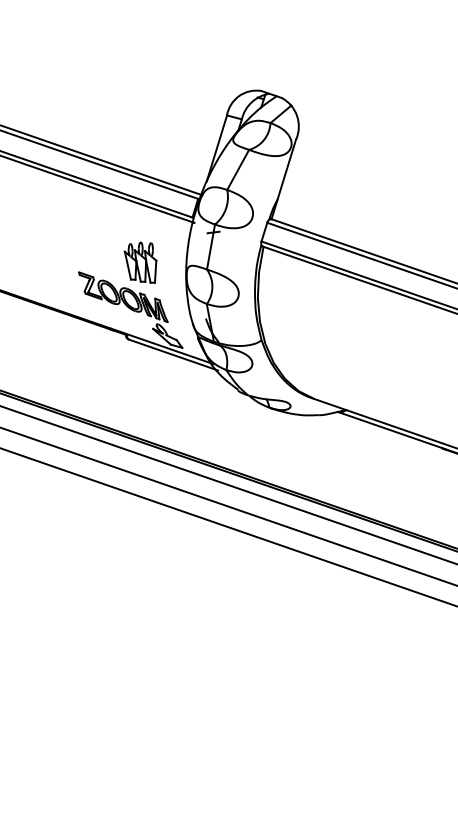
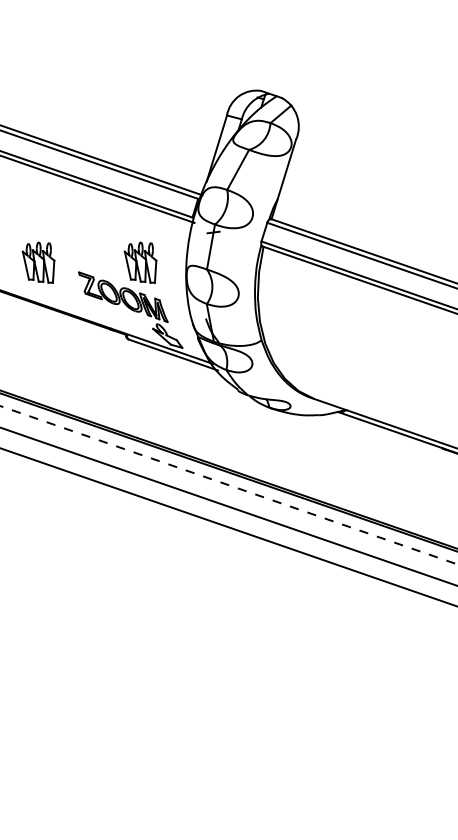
part: none -> present (38, 262)
line: solid -> dashed (229, 485)
